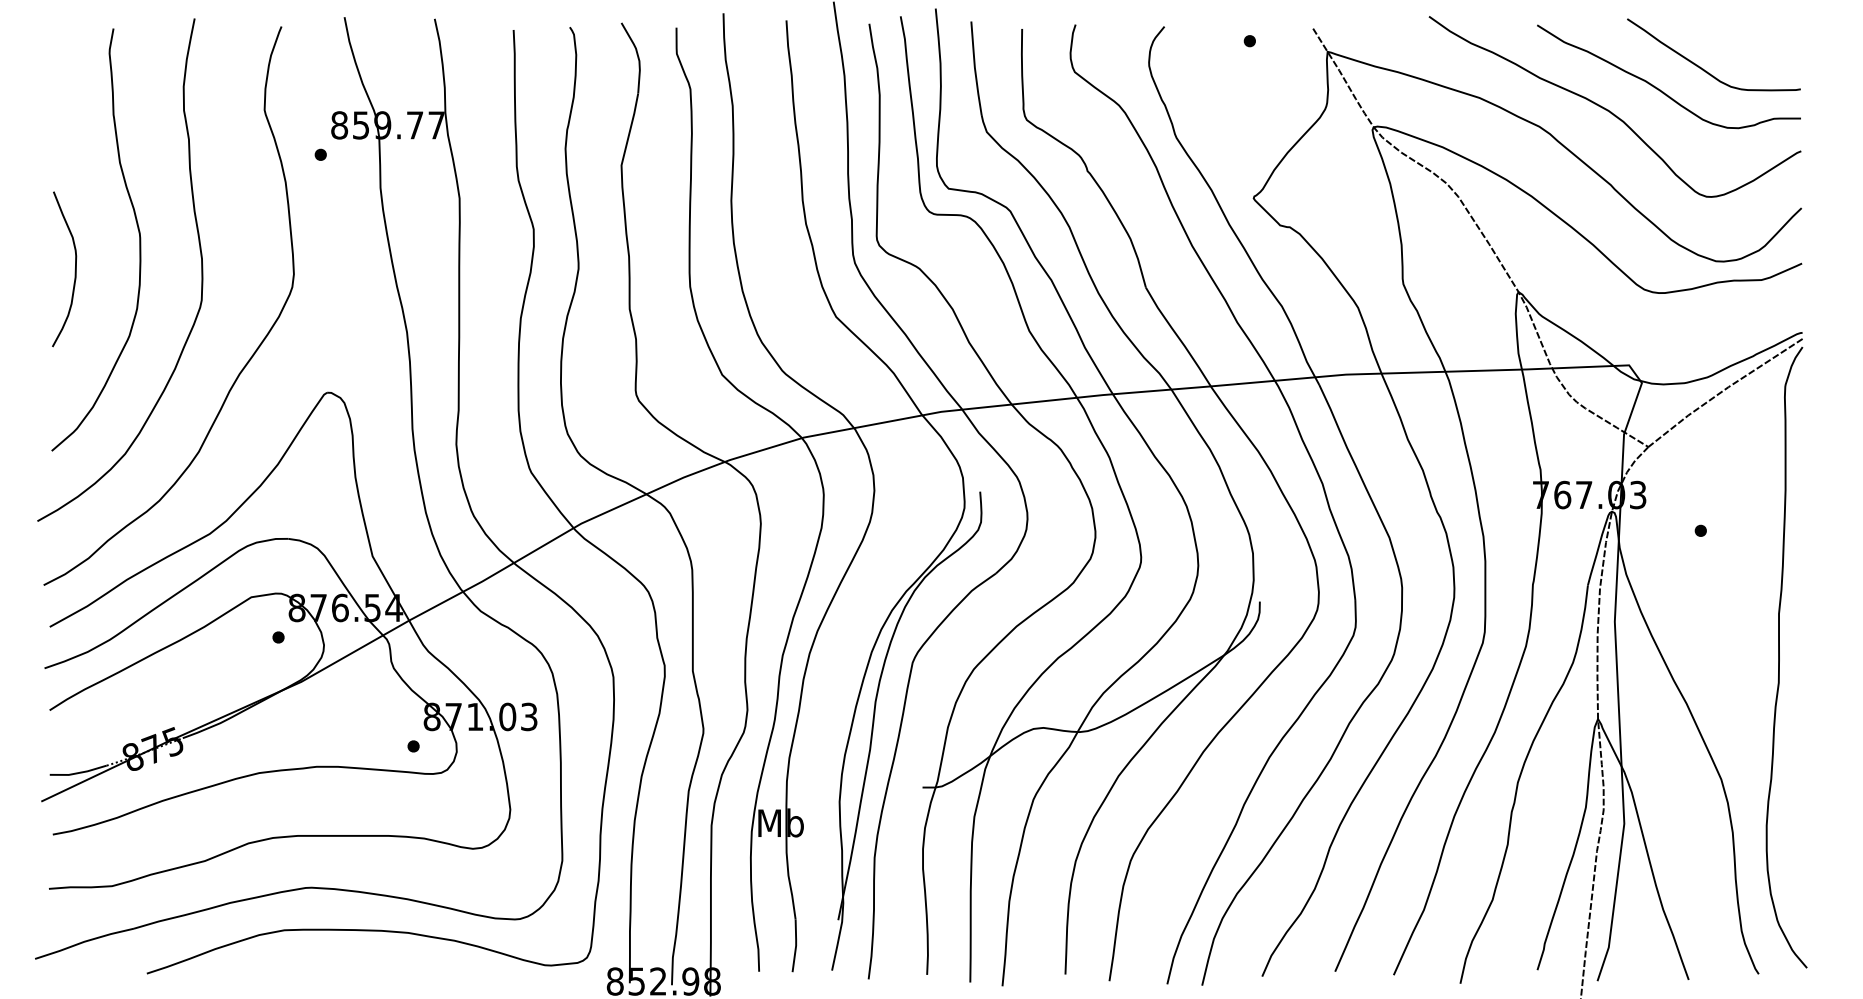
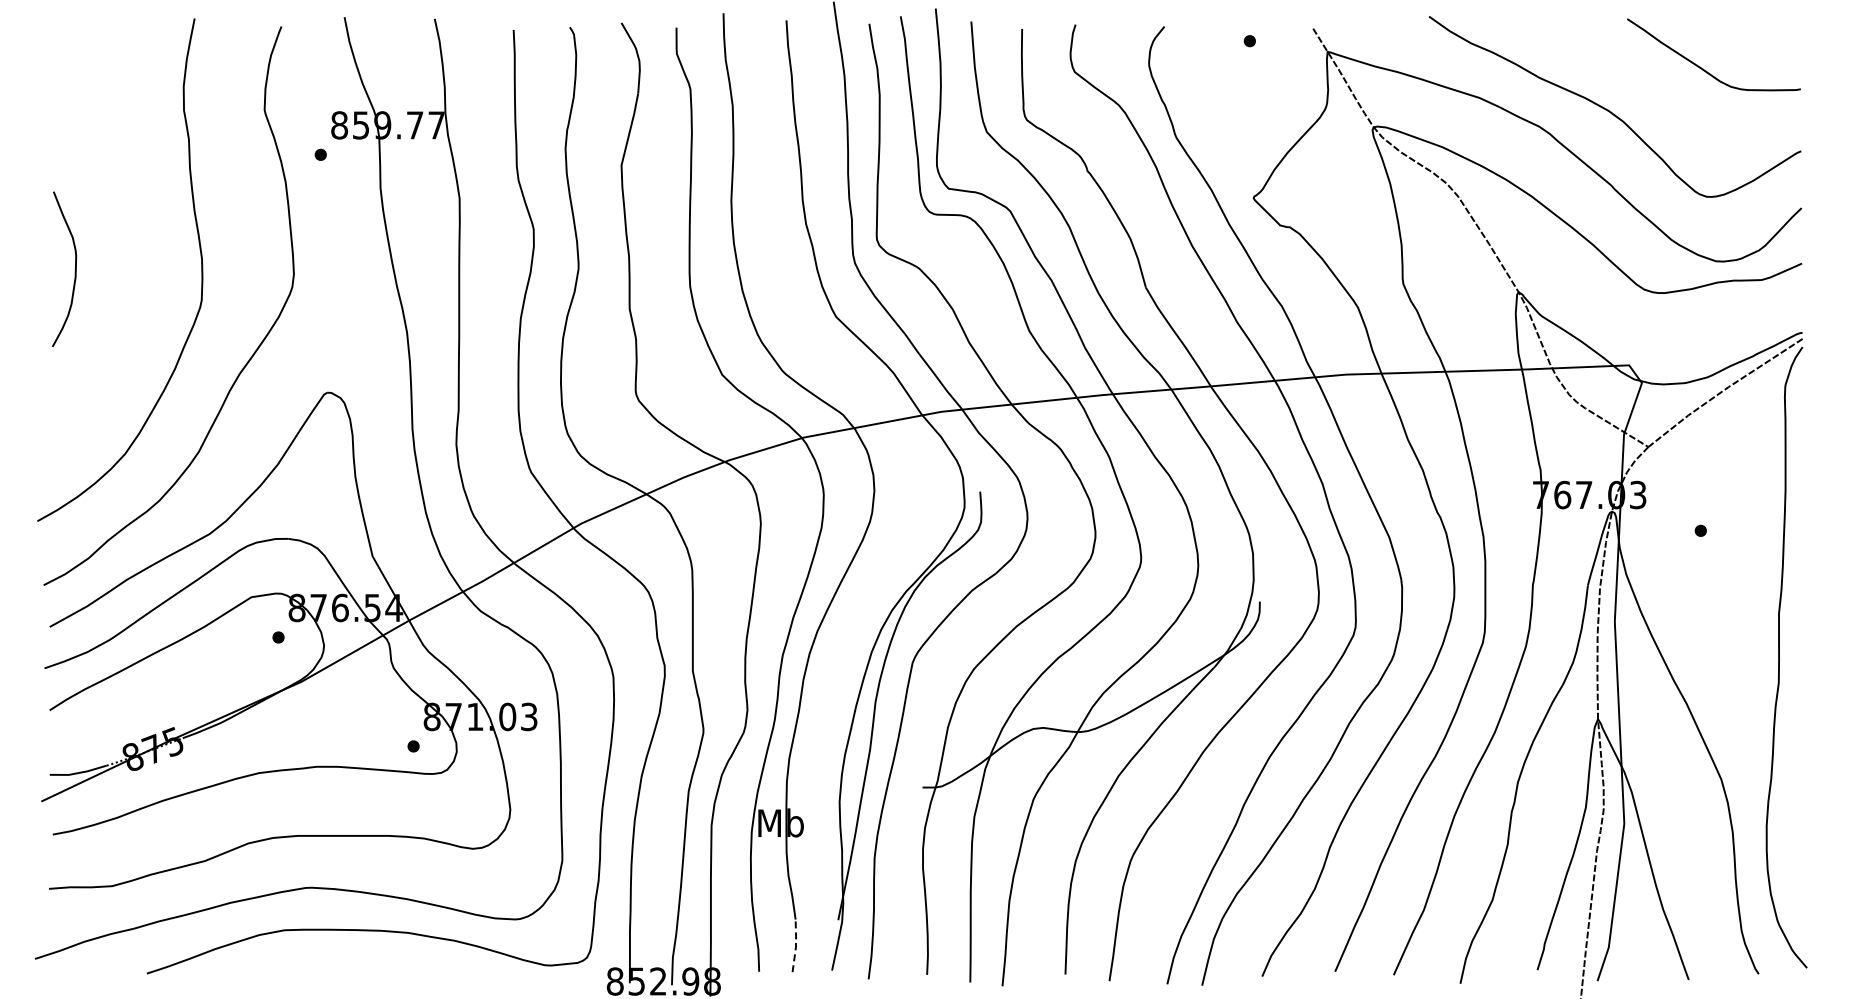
curve: present -> none (1660, 89)
curve: present -> none (137, 229)
line: solid -> dashed (796, 944)
